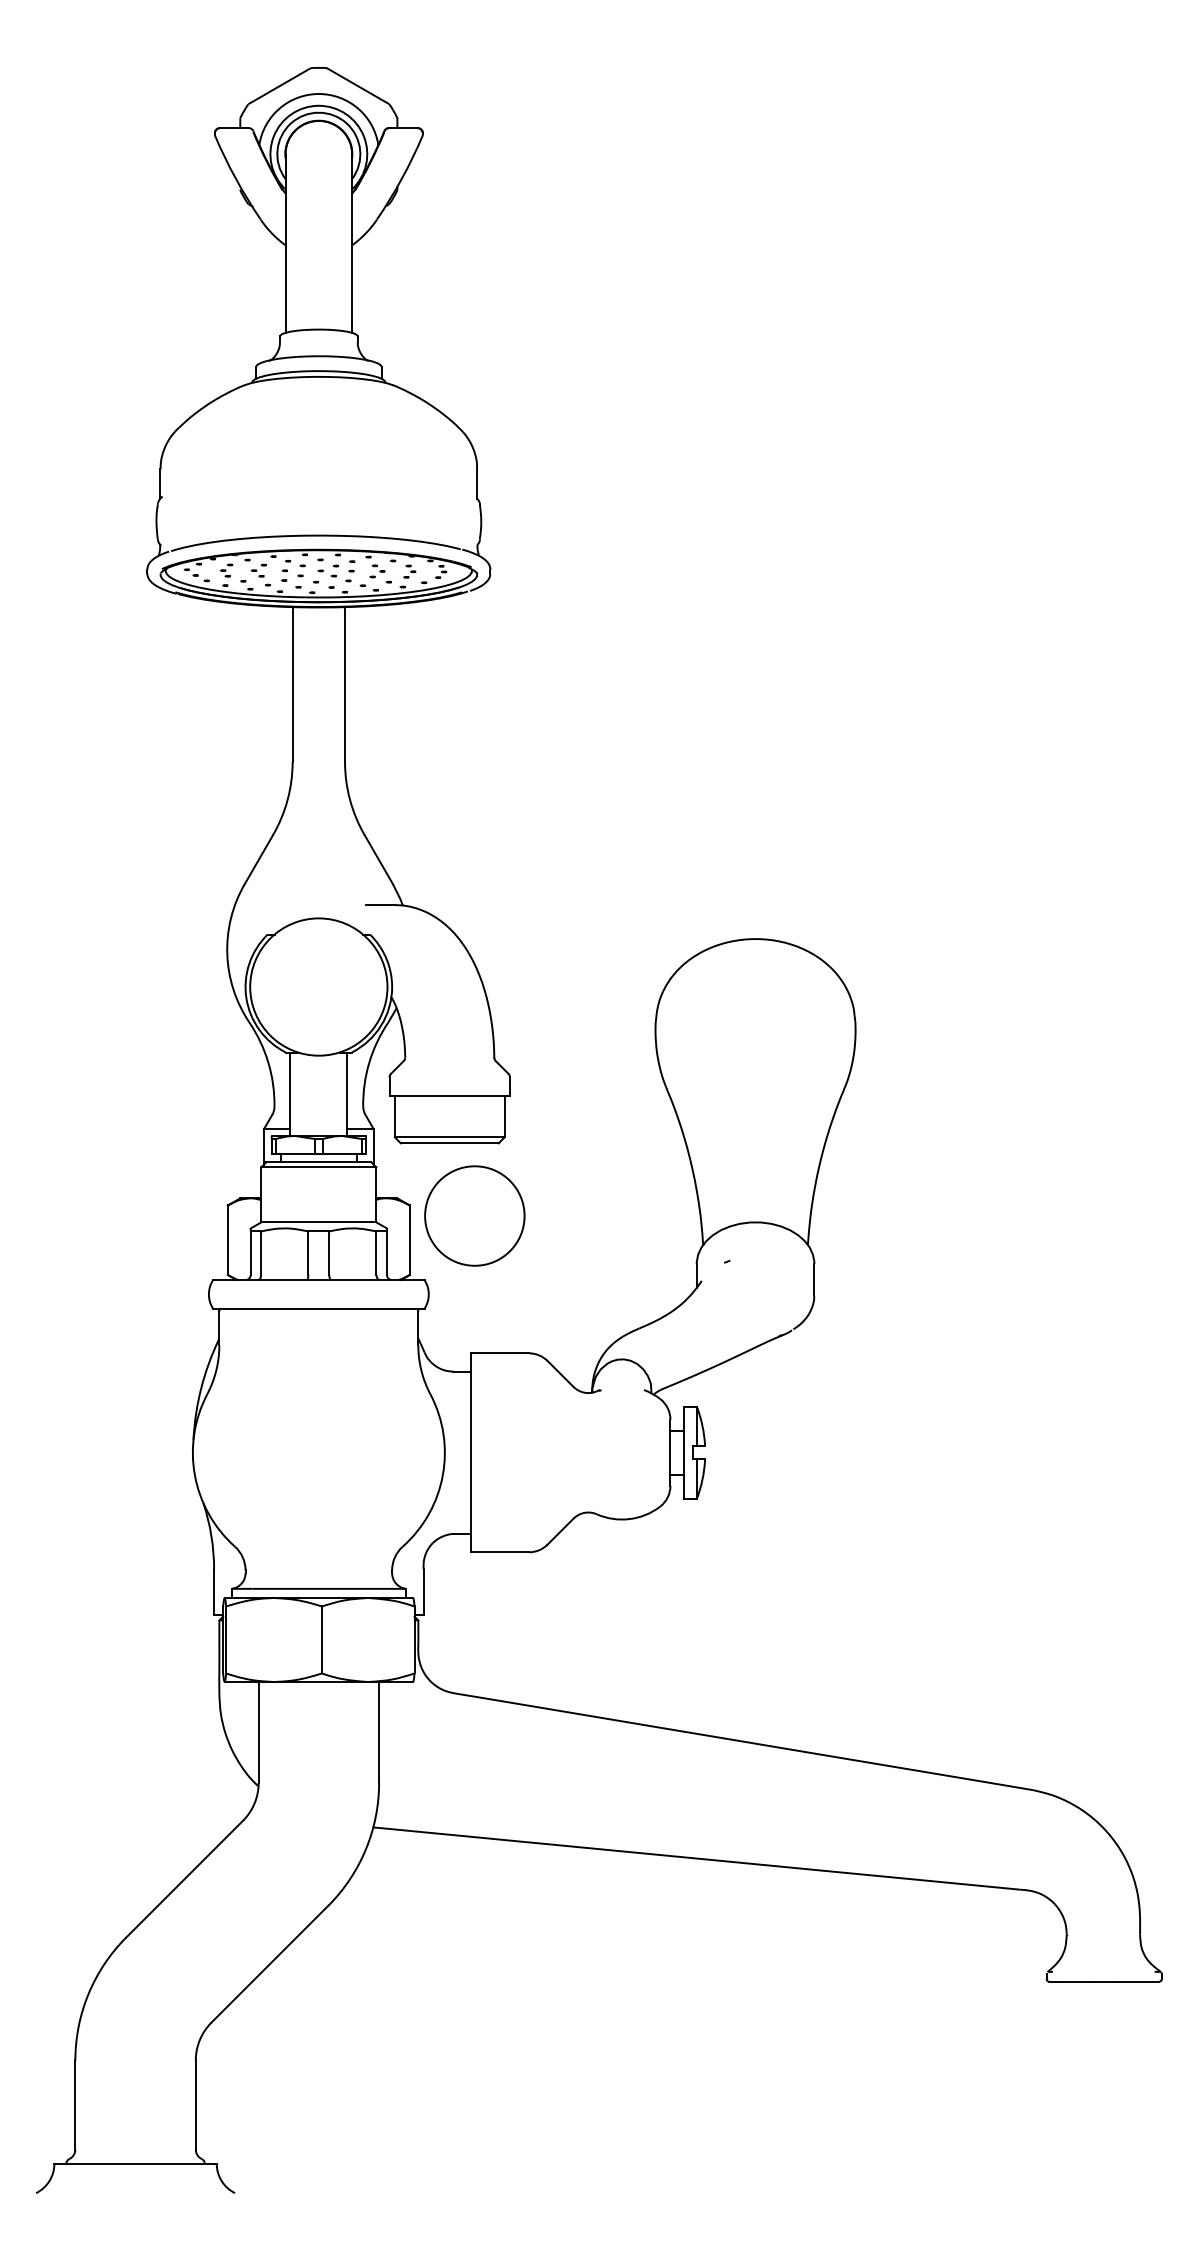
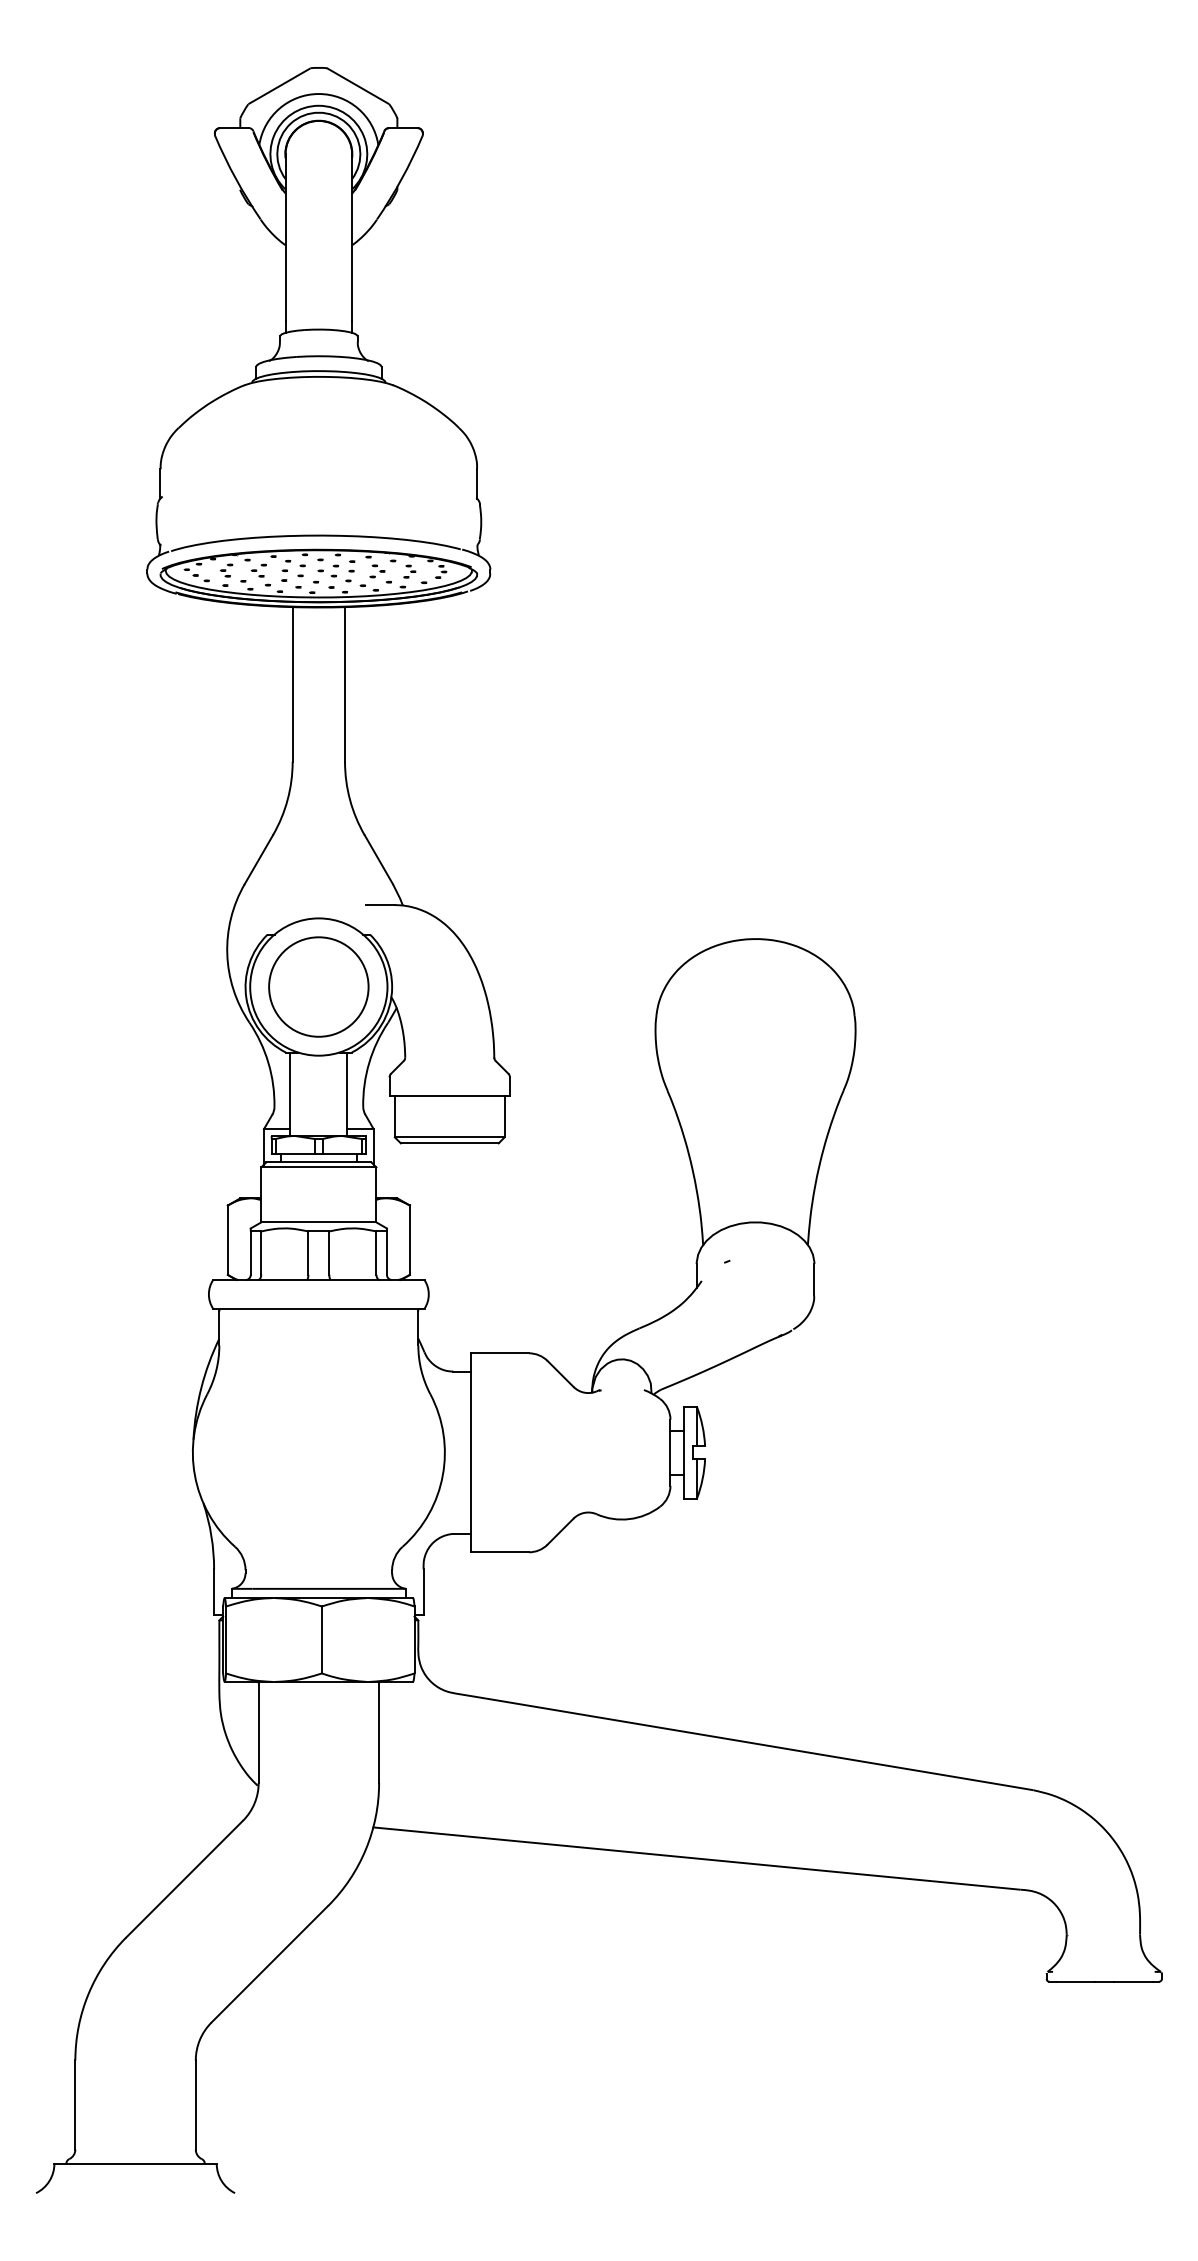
circle position: (474, 1215) -> (318, 986) (318, 986)
